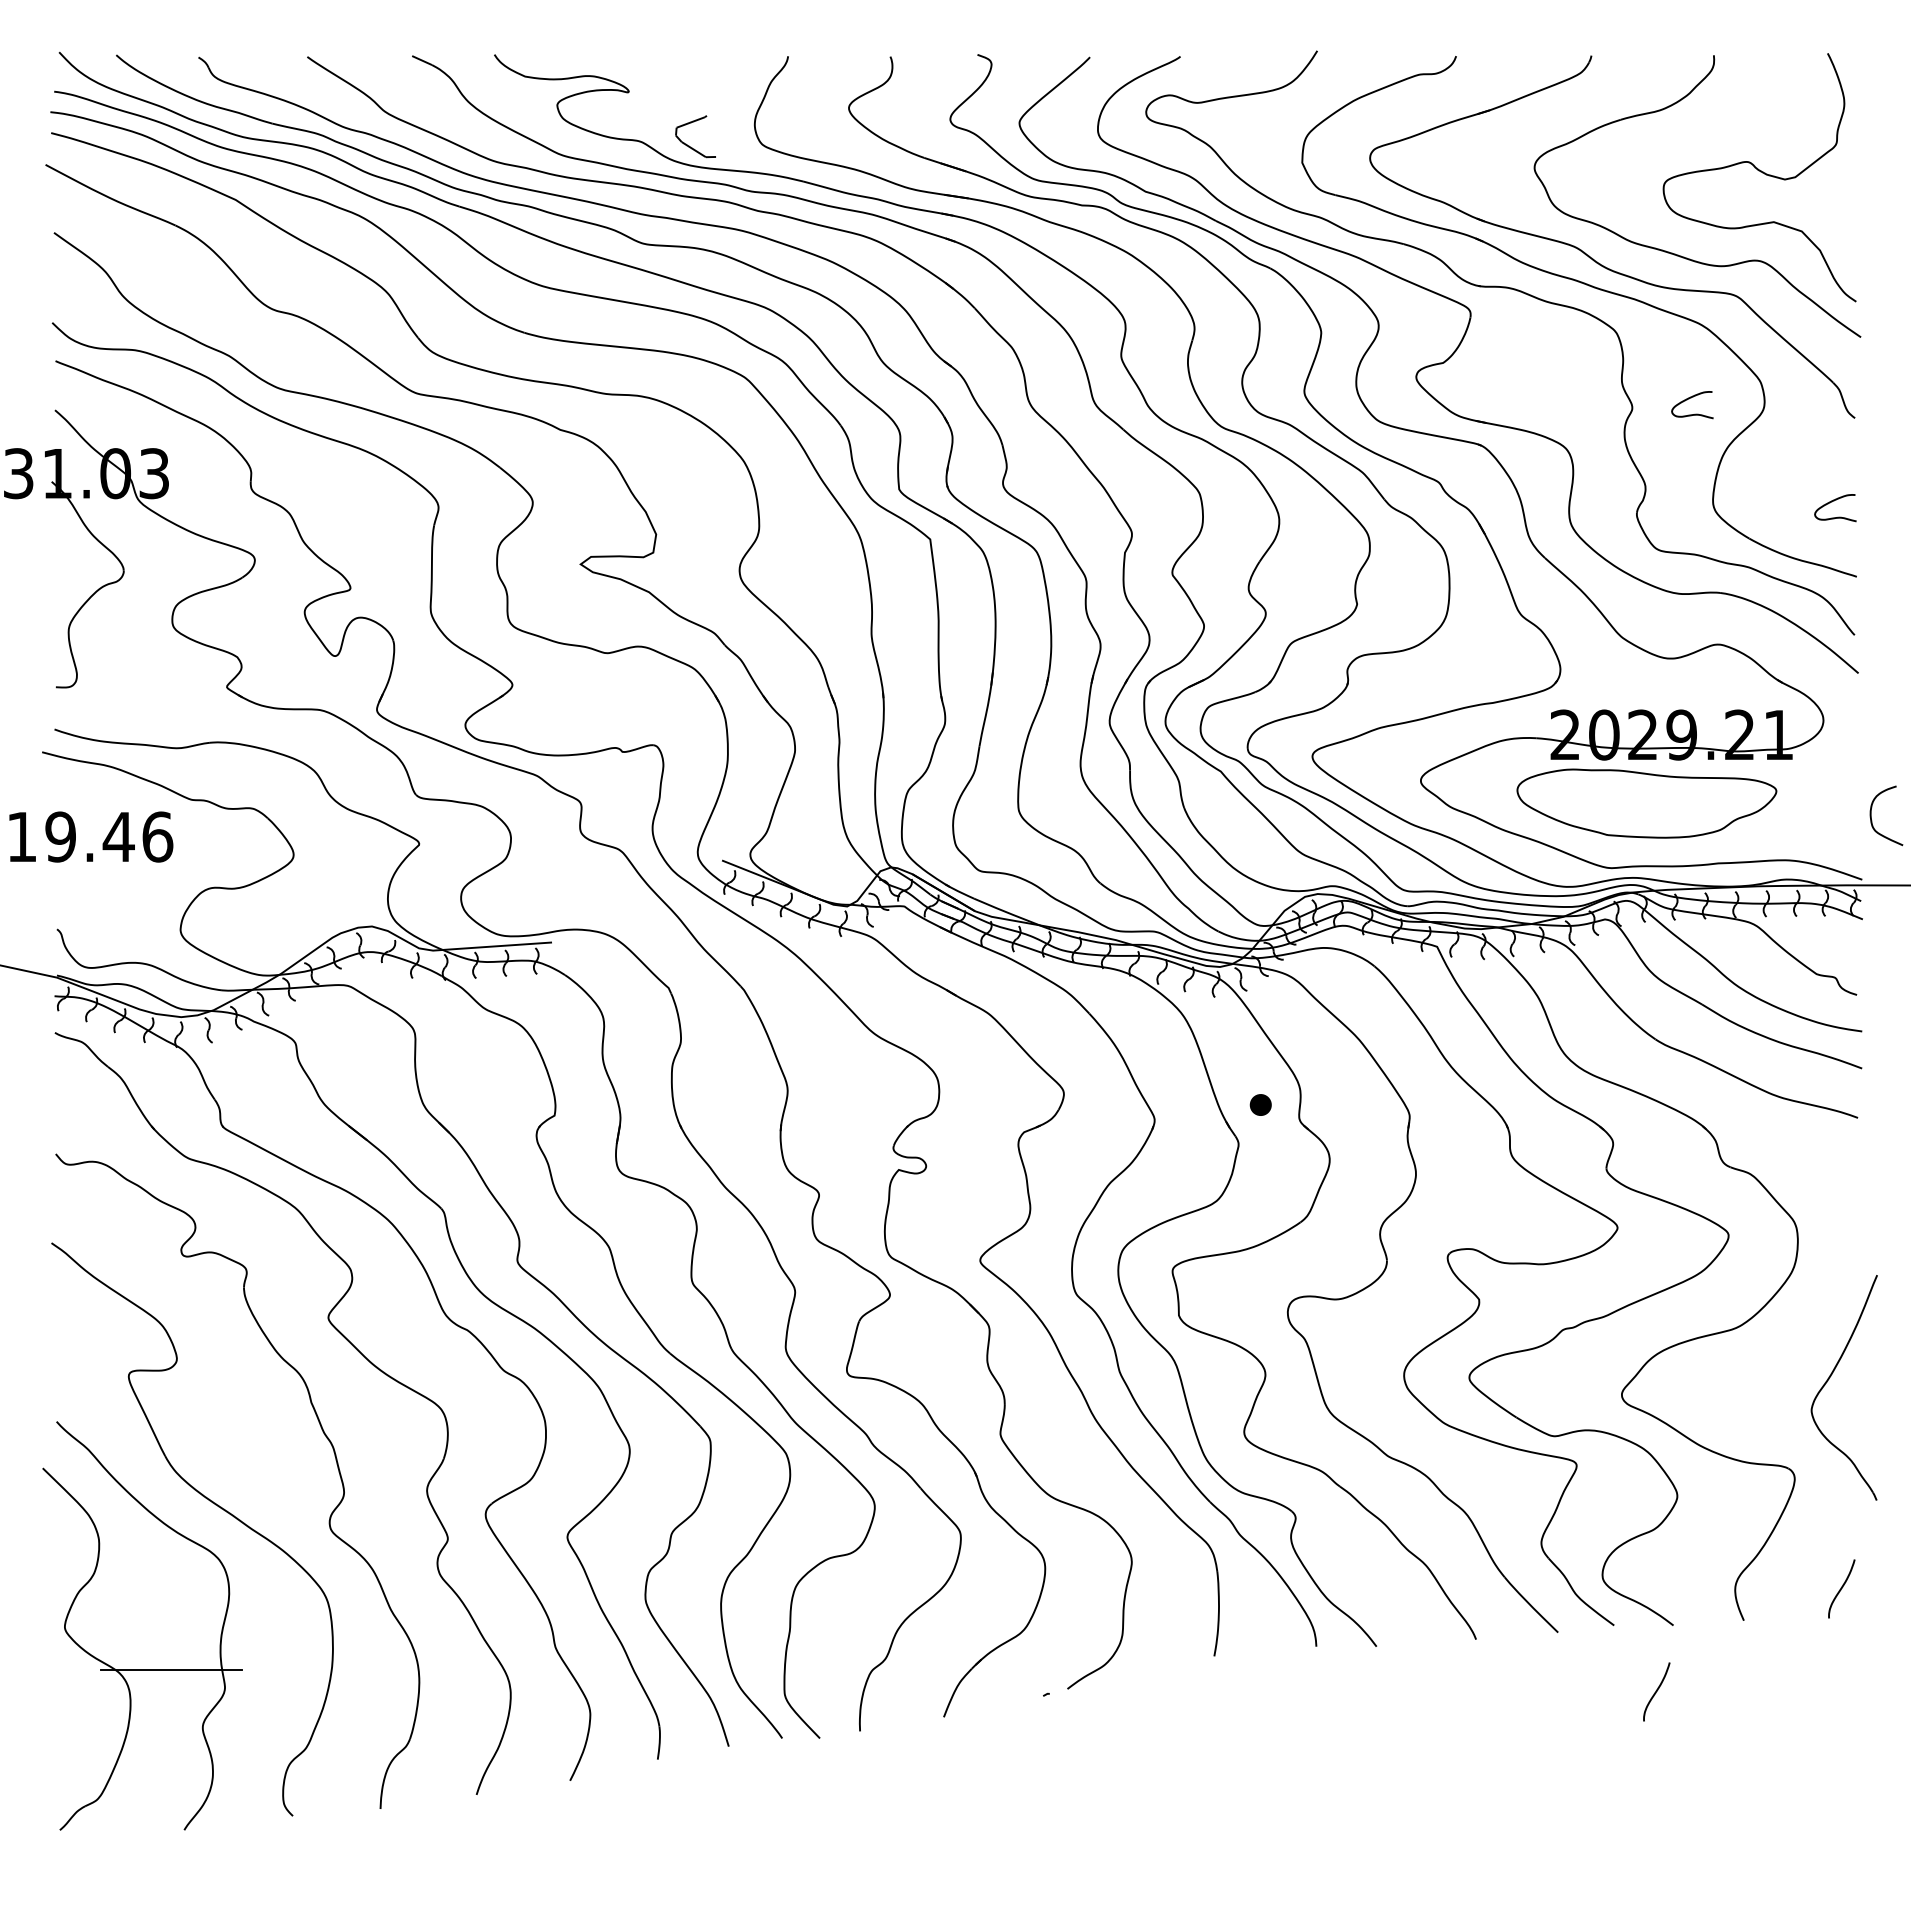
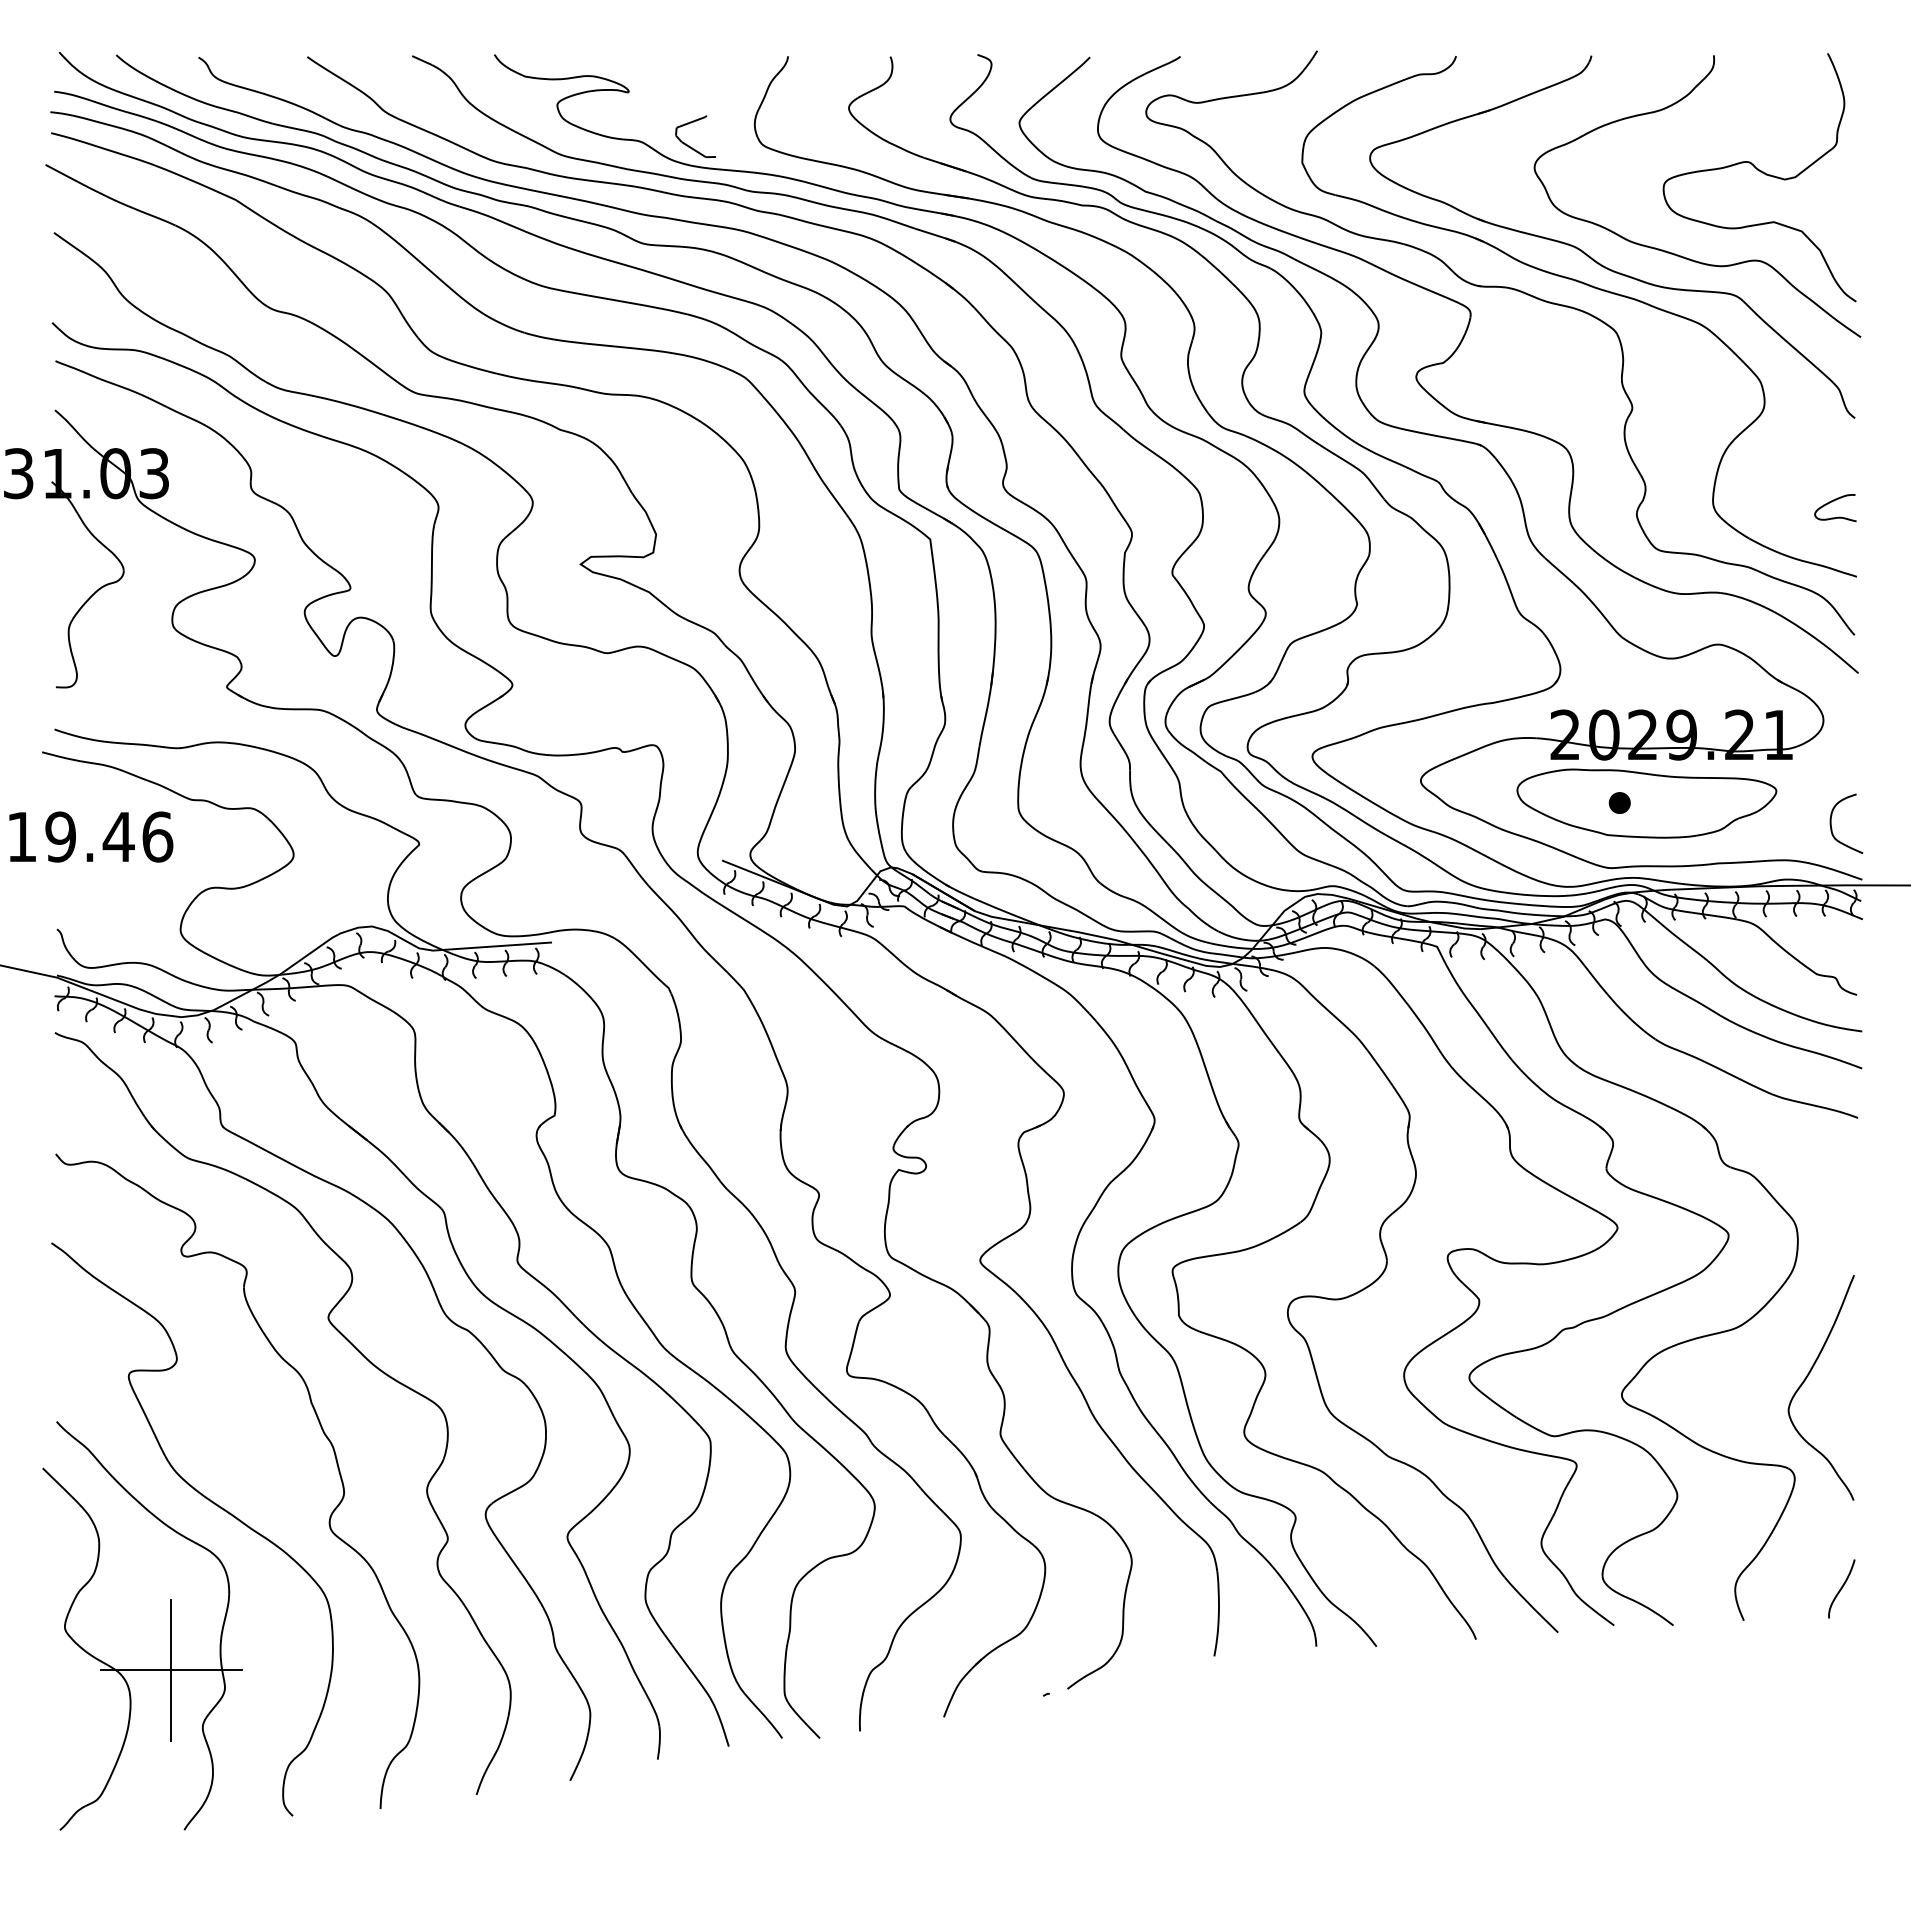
curve: present -> none (1689, 399)
curve position: (1872, 820) -> (1832, 828) (1832, 828)
part position: (1260, 1104) -> (1619, 802) (1619, 802)
part position: (1829, 1379) -> (1806, 1379) (1806, 1379)
line: none -> present (171, 1669)
curve: present -> none (1656, 1691)
